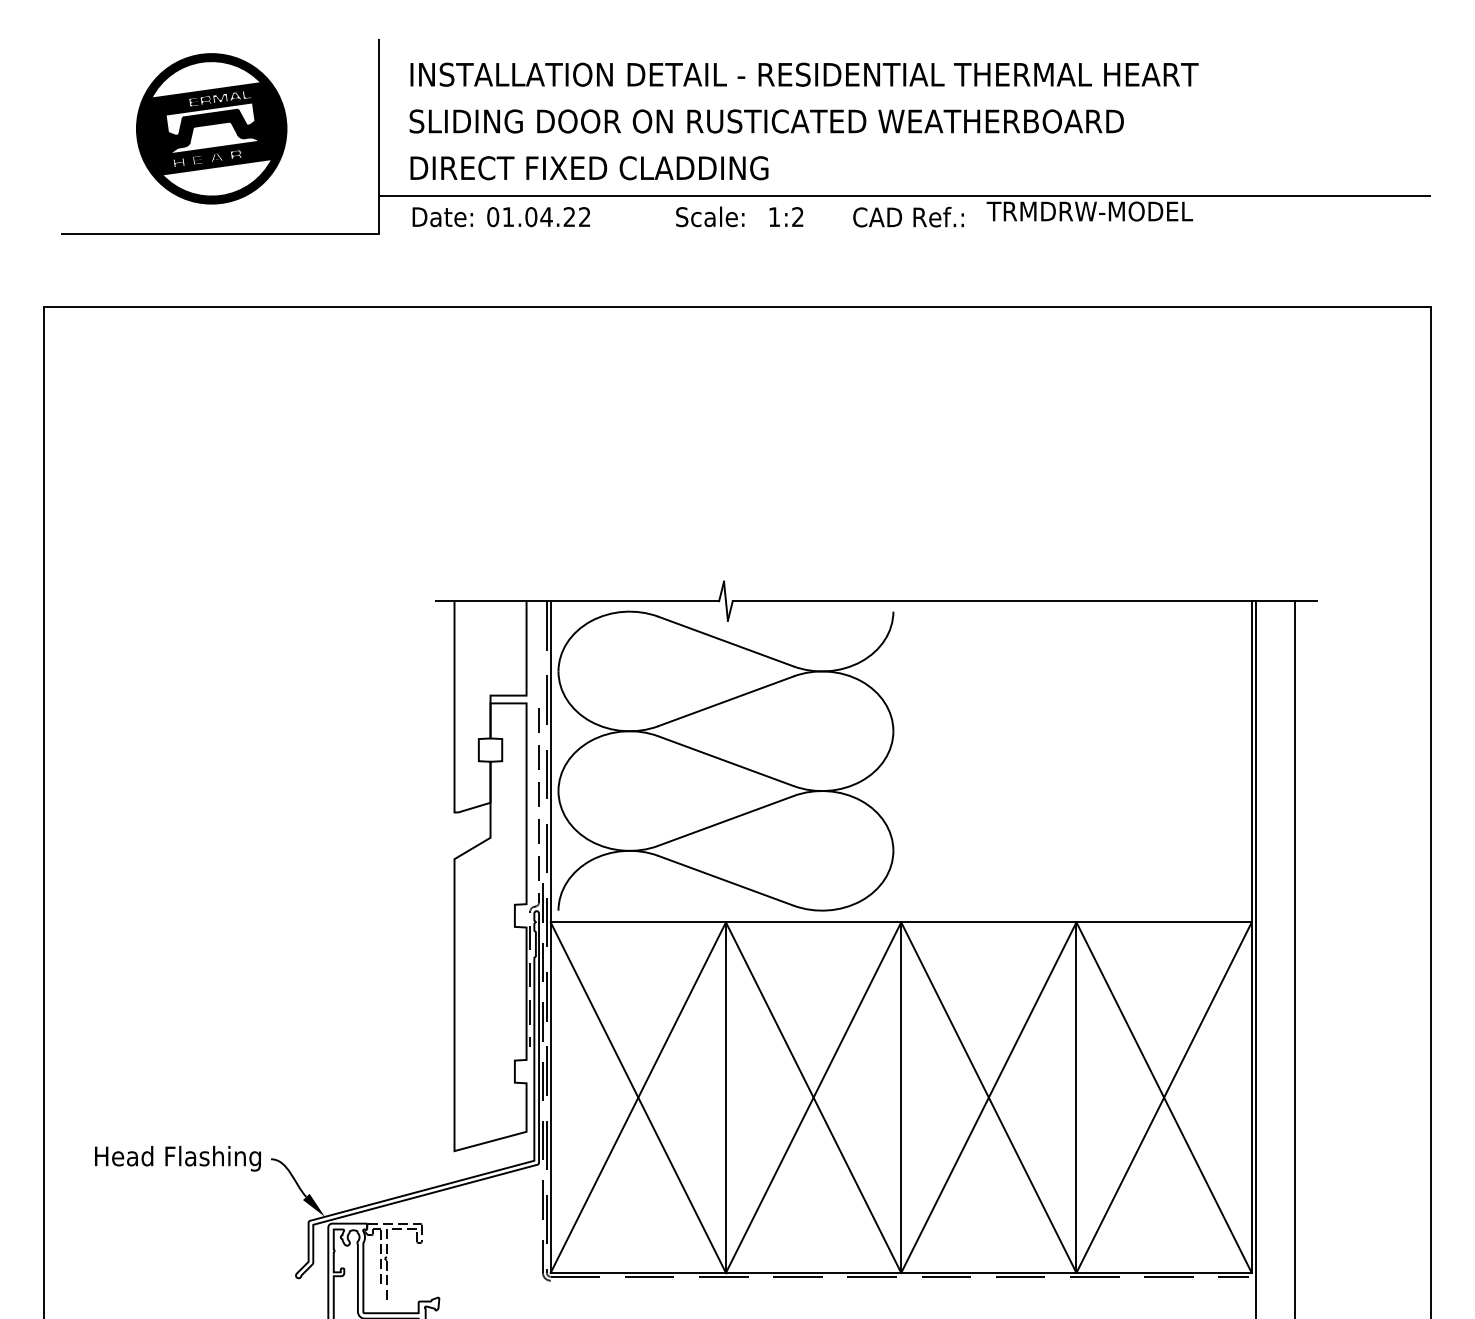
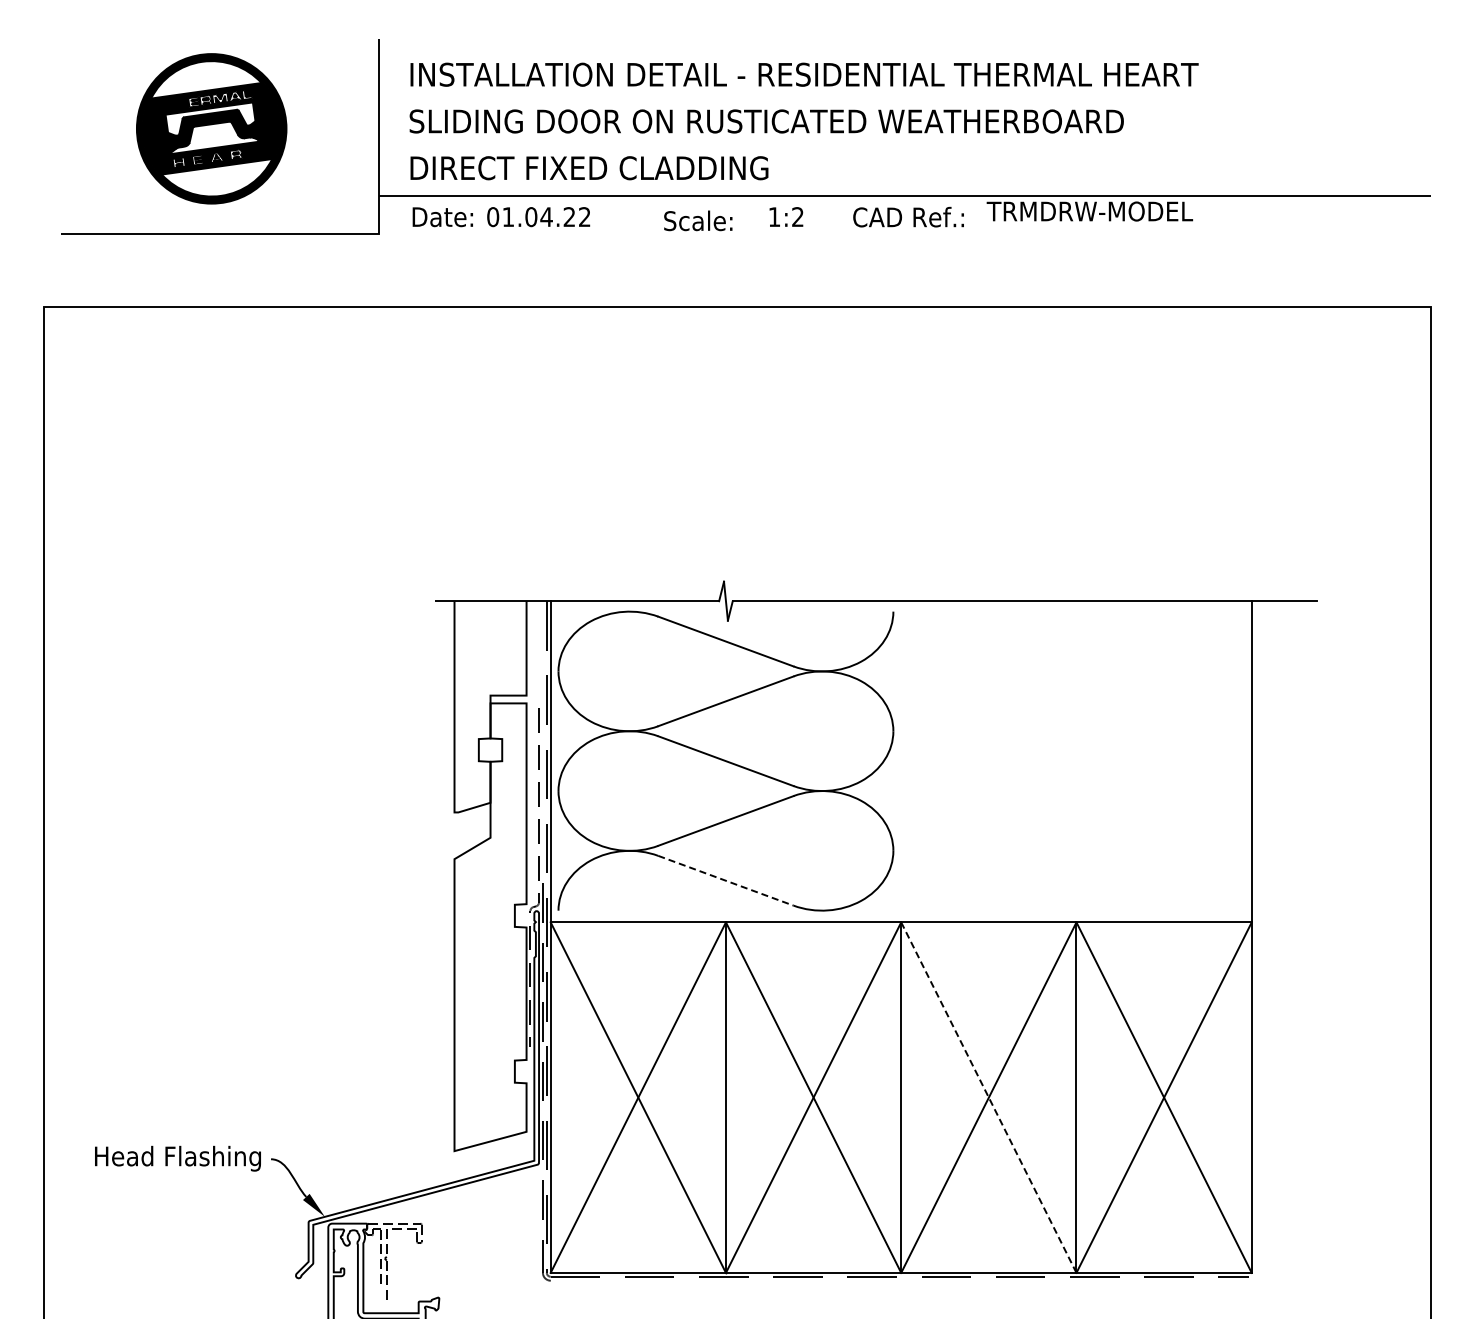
text position: (710, 216) -> (698, 220) (698, 220)
line: solid -> dashed (726, 880)
line: present -> none (1255, 958)
line: present -> none (1294, 958)
line: solid -> dashed (988, 1097)
